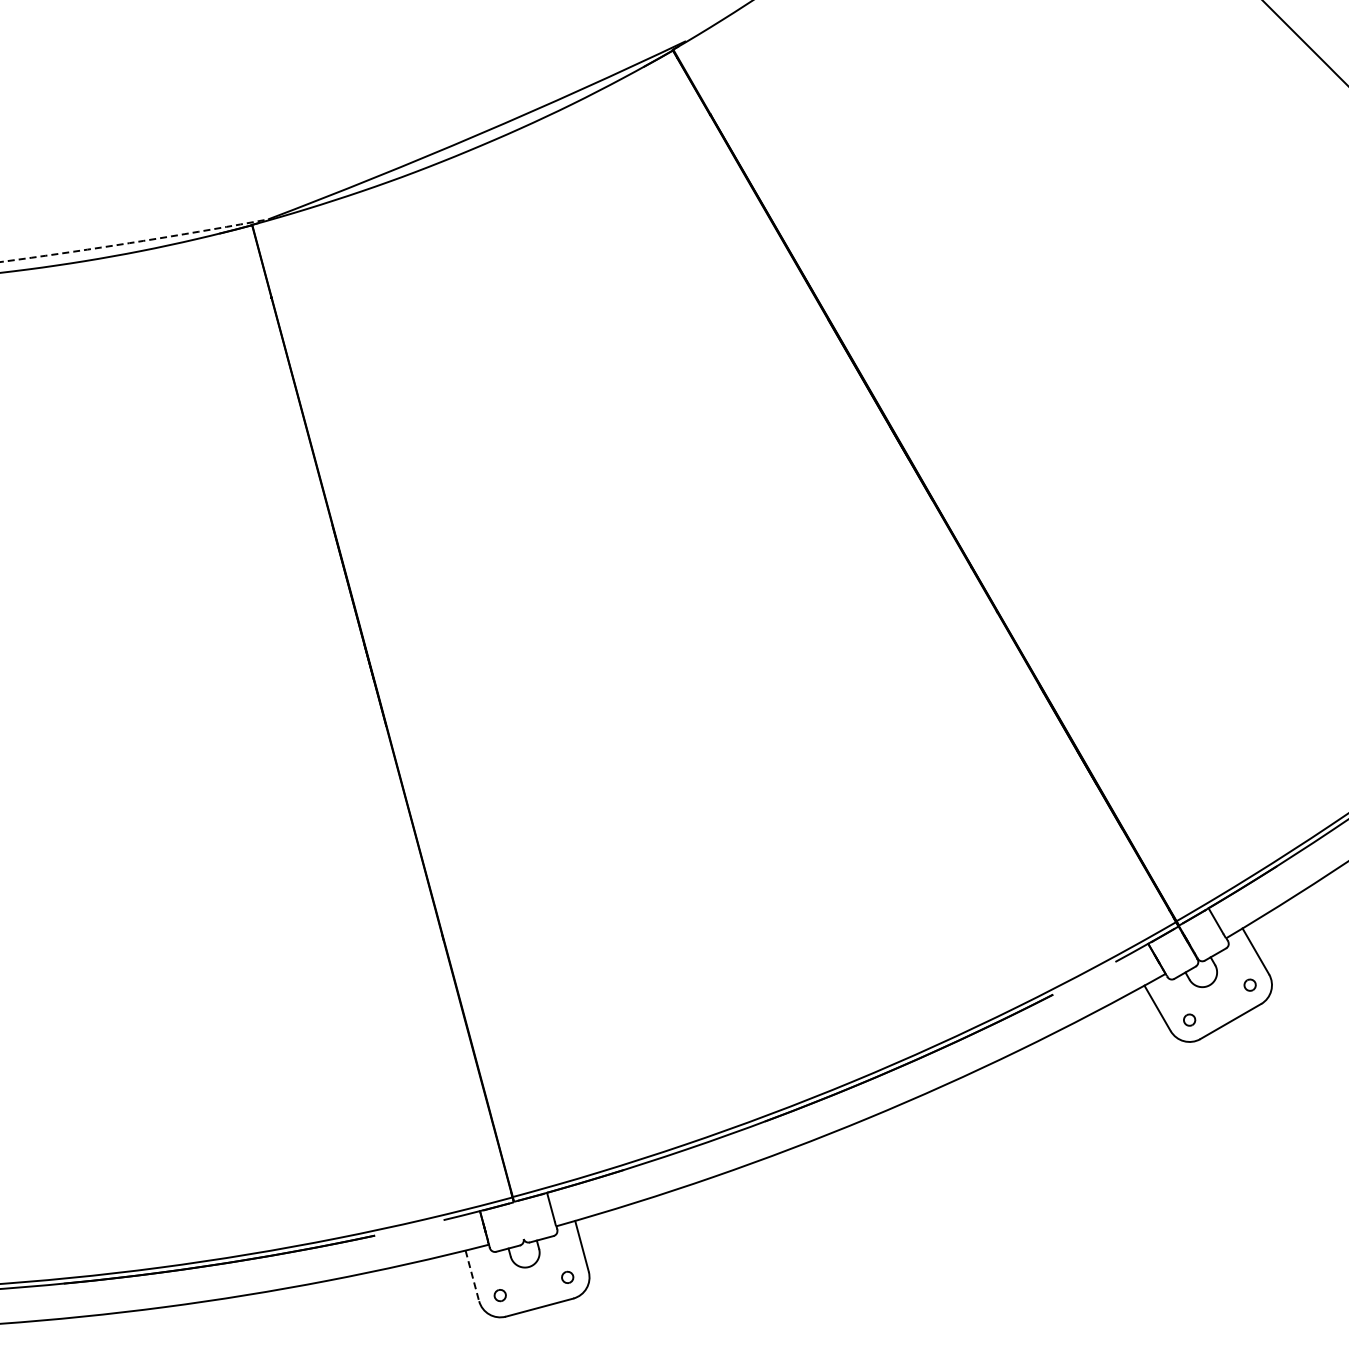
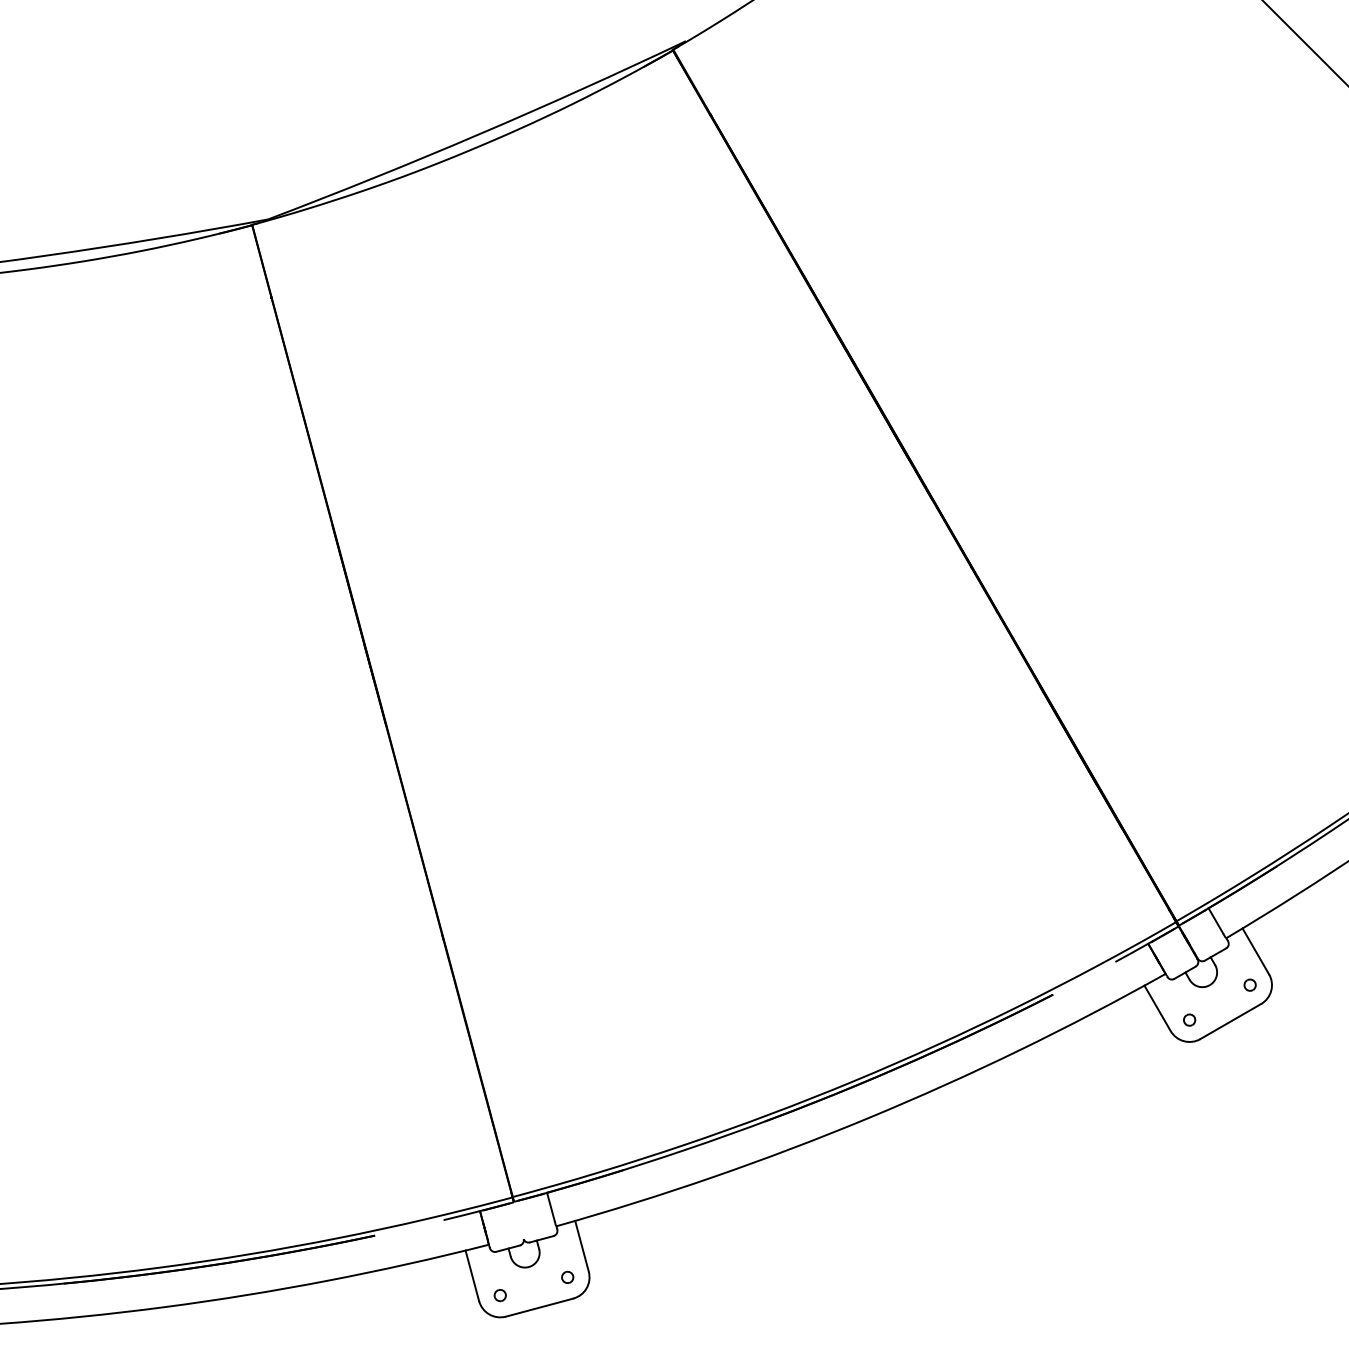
arc: dashed -> solid (134, 242)
line: dashed -> solid (472, 1276)
